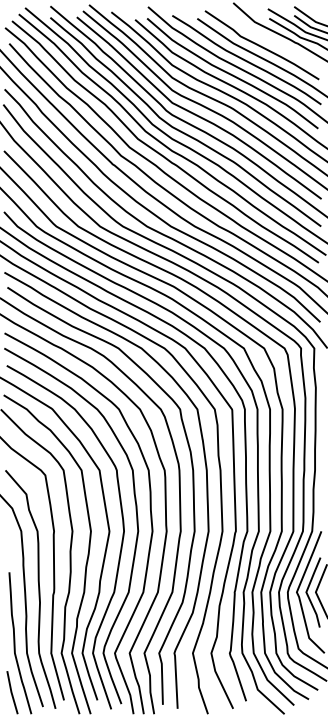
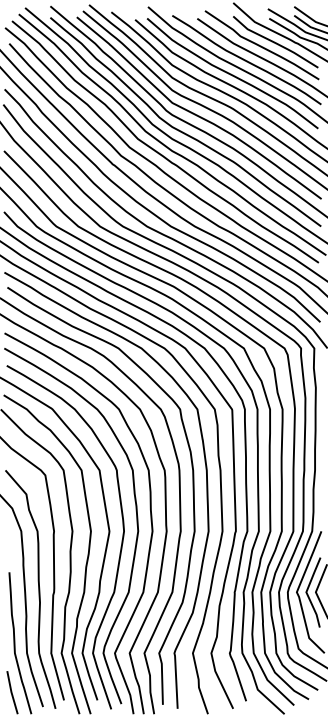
curve: none -> present (275, 42)
